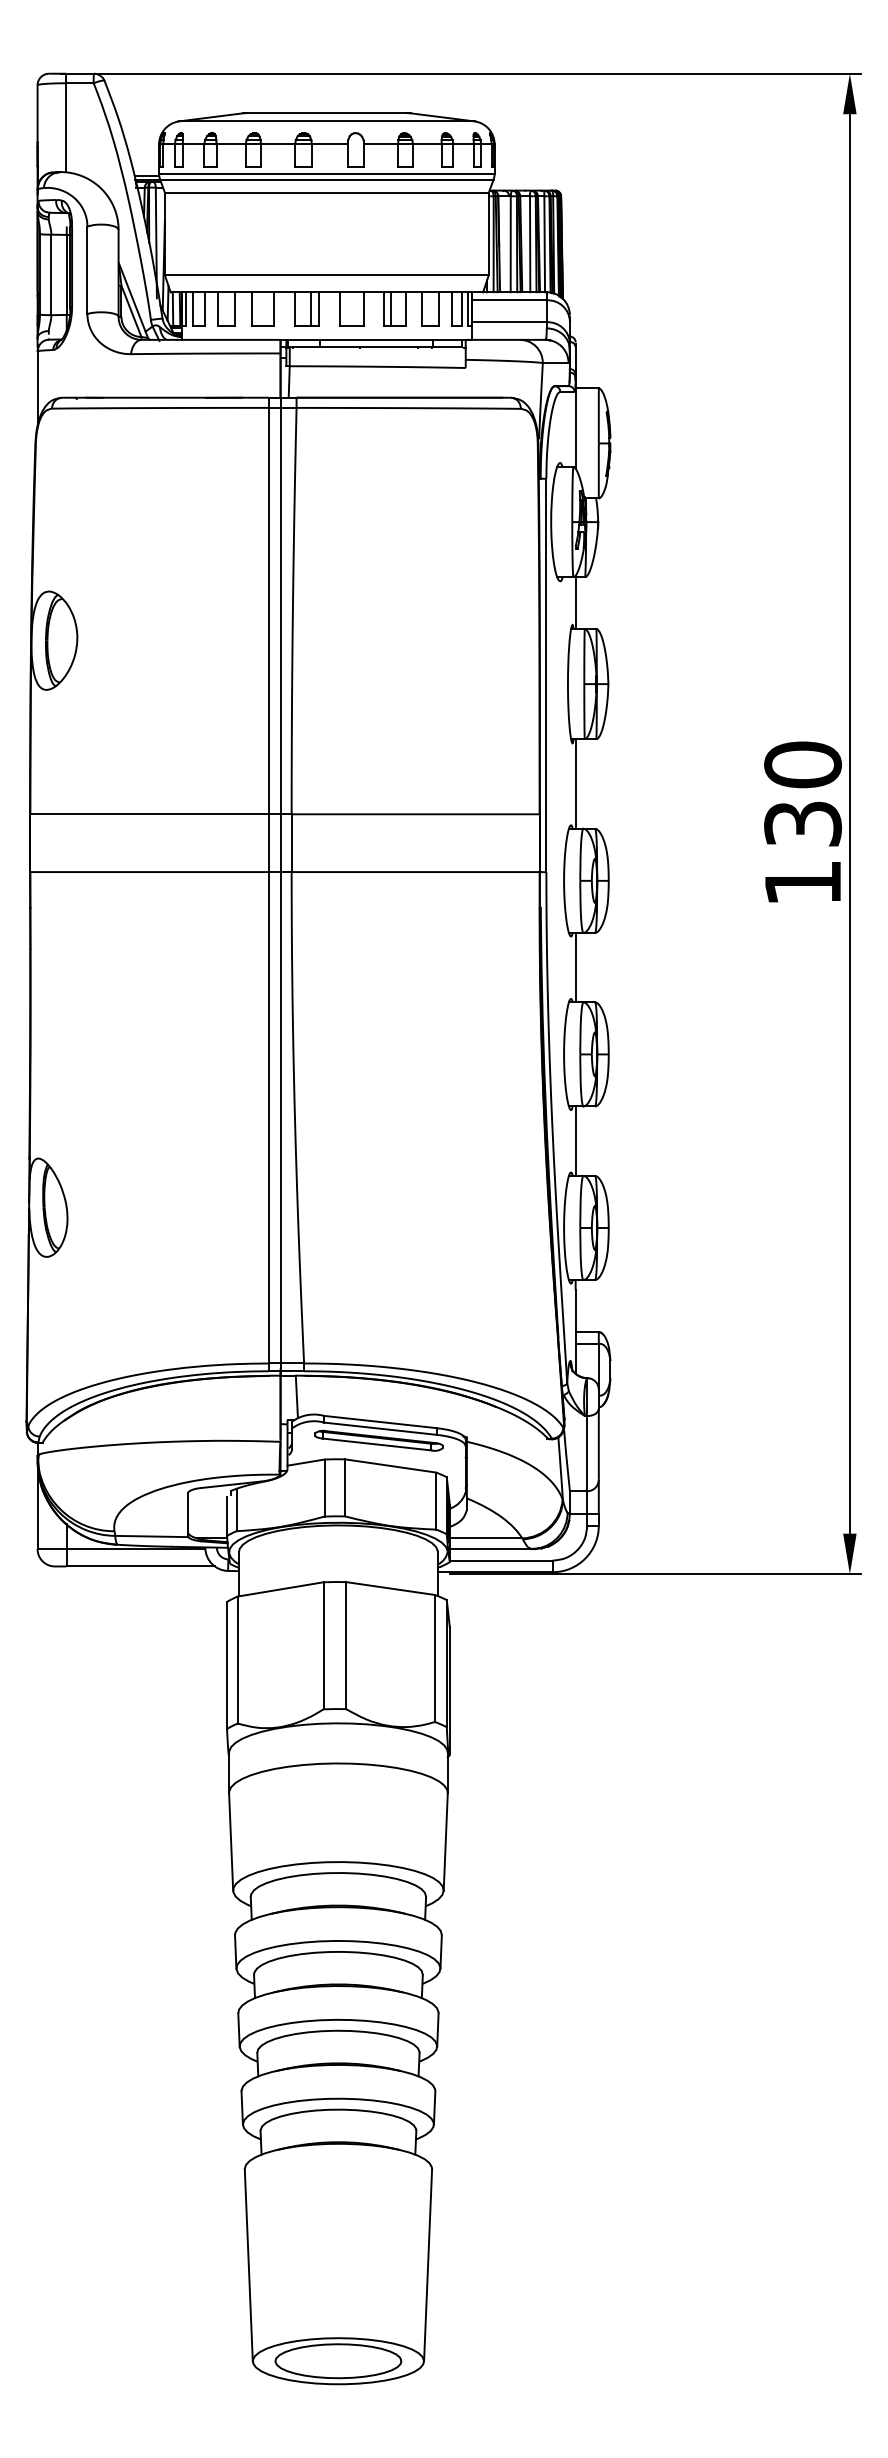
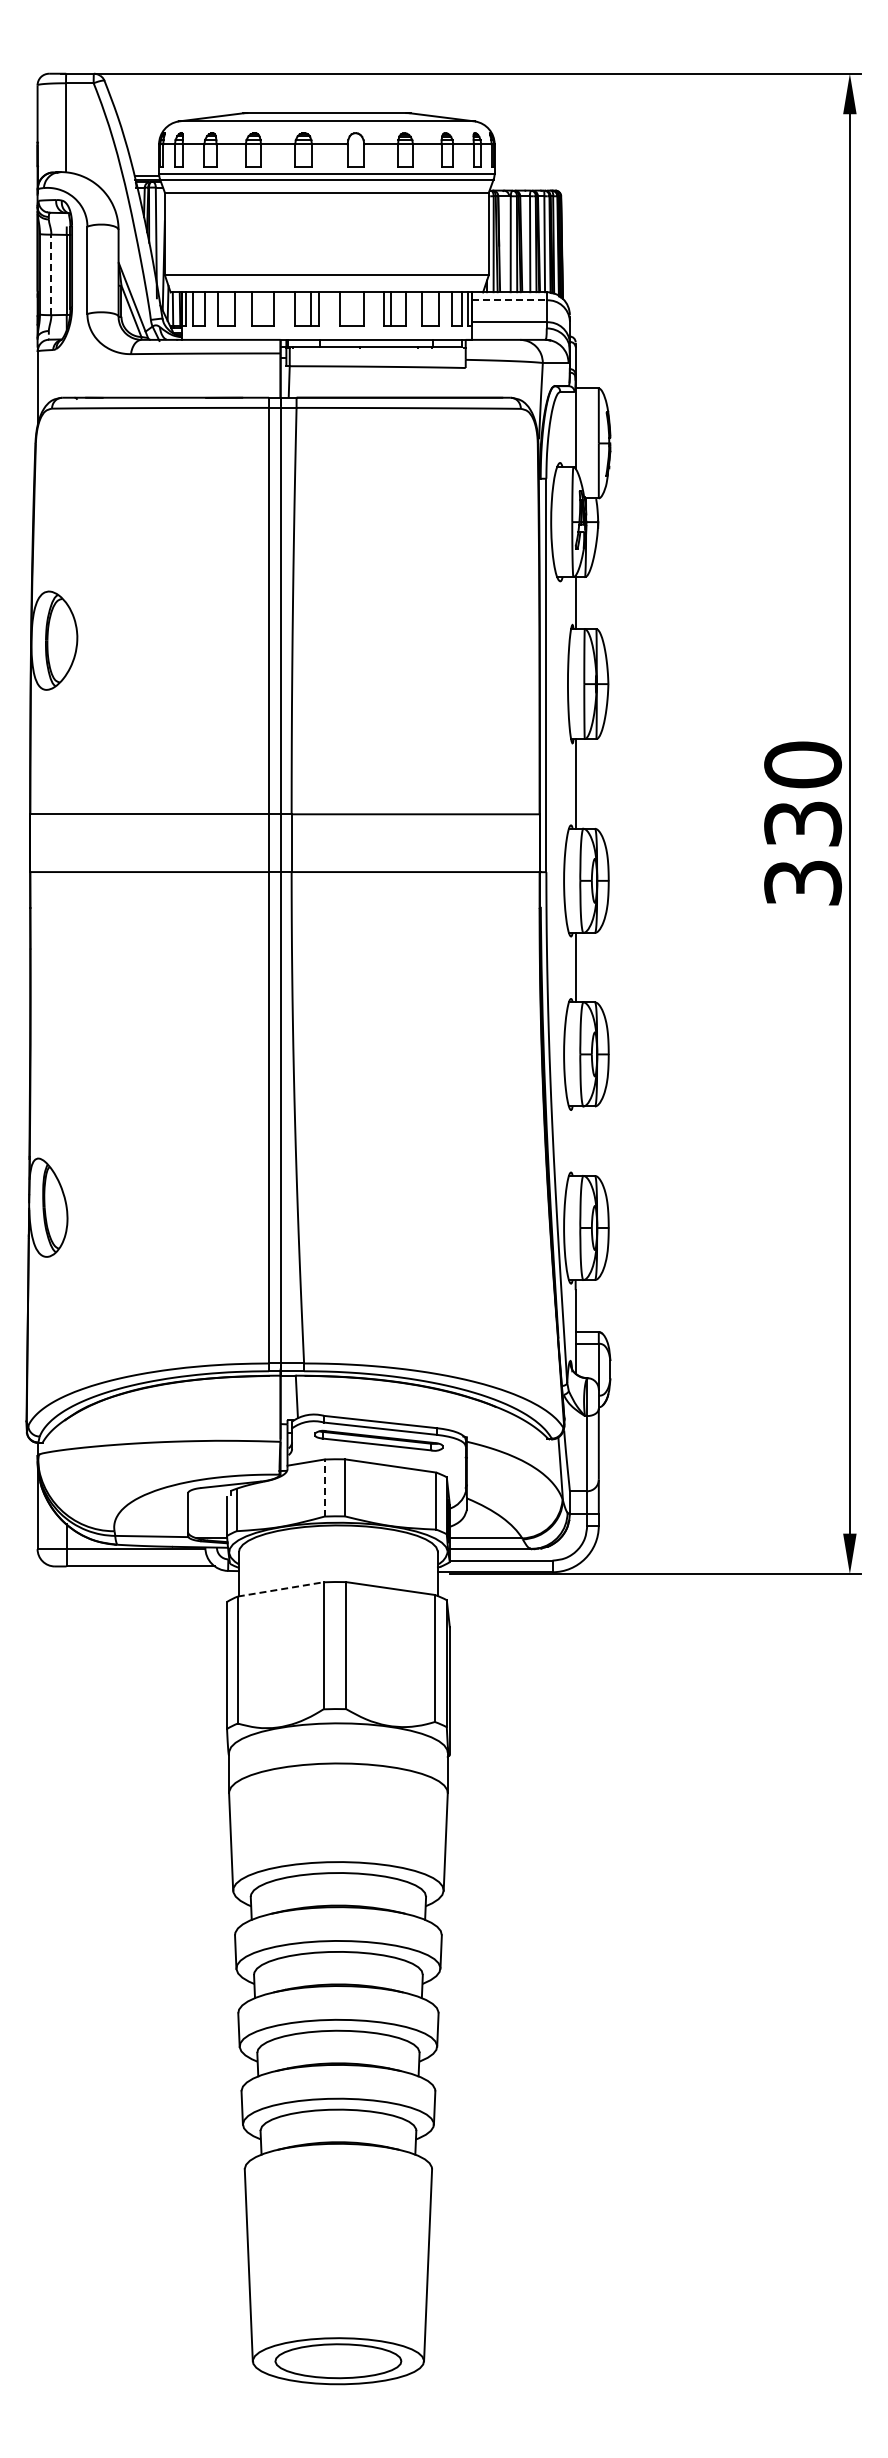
line: solid -> dashed (51, 274)
line: solid -> dashed (509, 300)
text: 130 -> 330 (802, 882)
line: present -> none (575, 1140)
line: solid -> dashed (324, 1488)
line: solid -> dashed (281, 1589)
